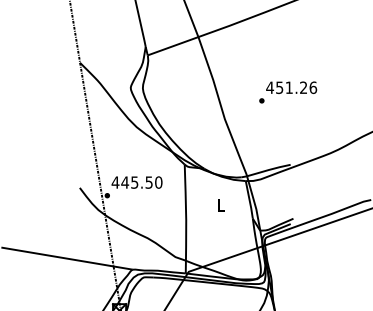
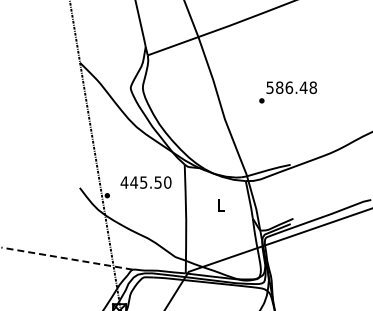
text: 451.26 -> 586.48 (291, 87)
text position: (136, 182) -> (145, 182) (145, 182)
line: solid -> dashed (67, 258)
